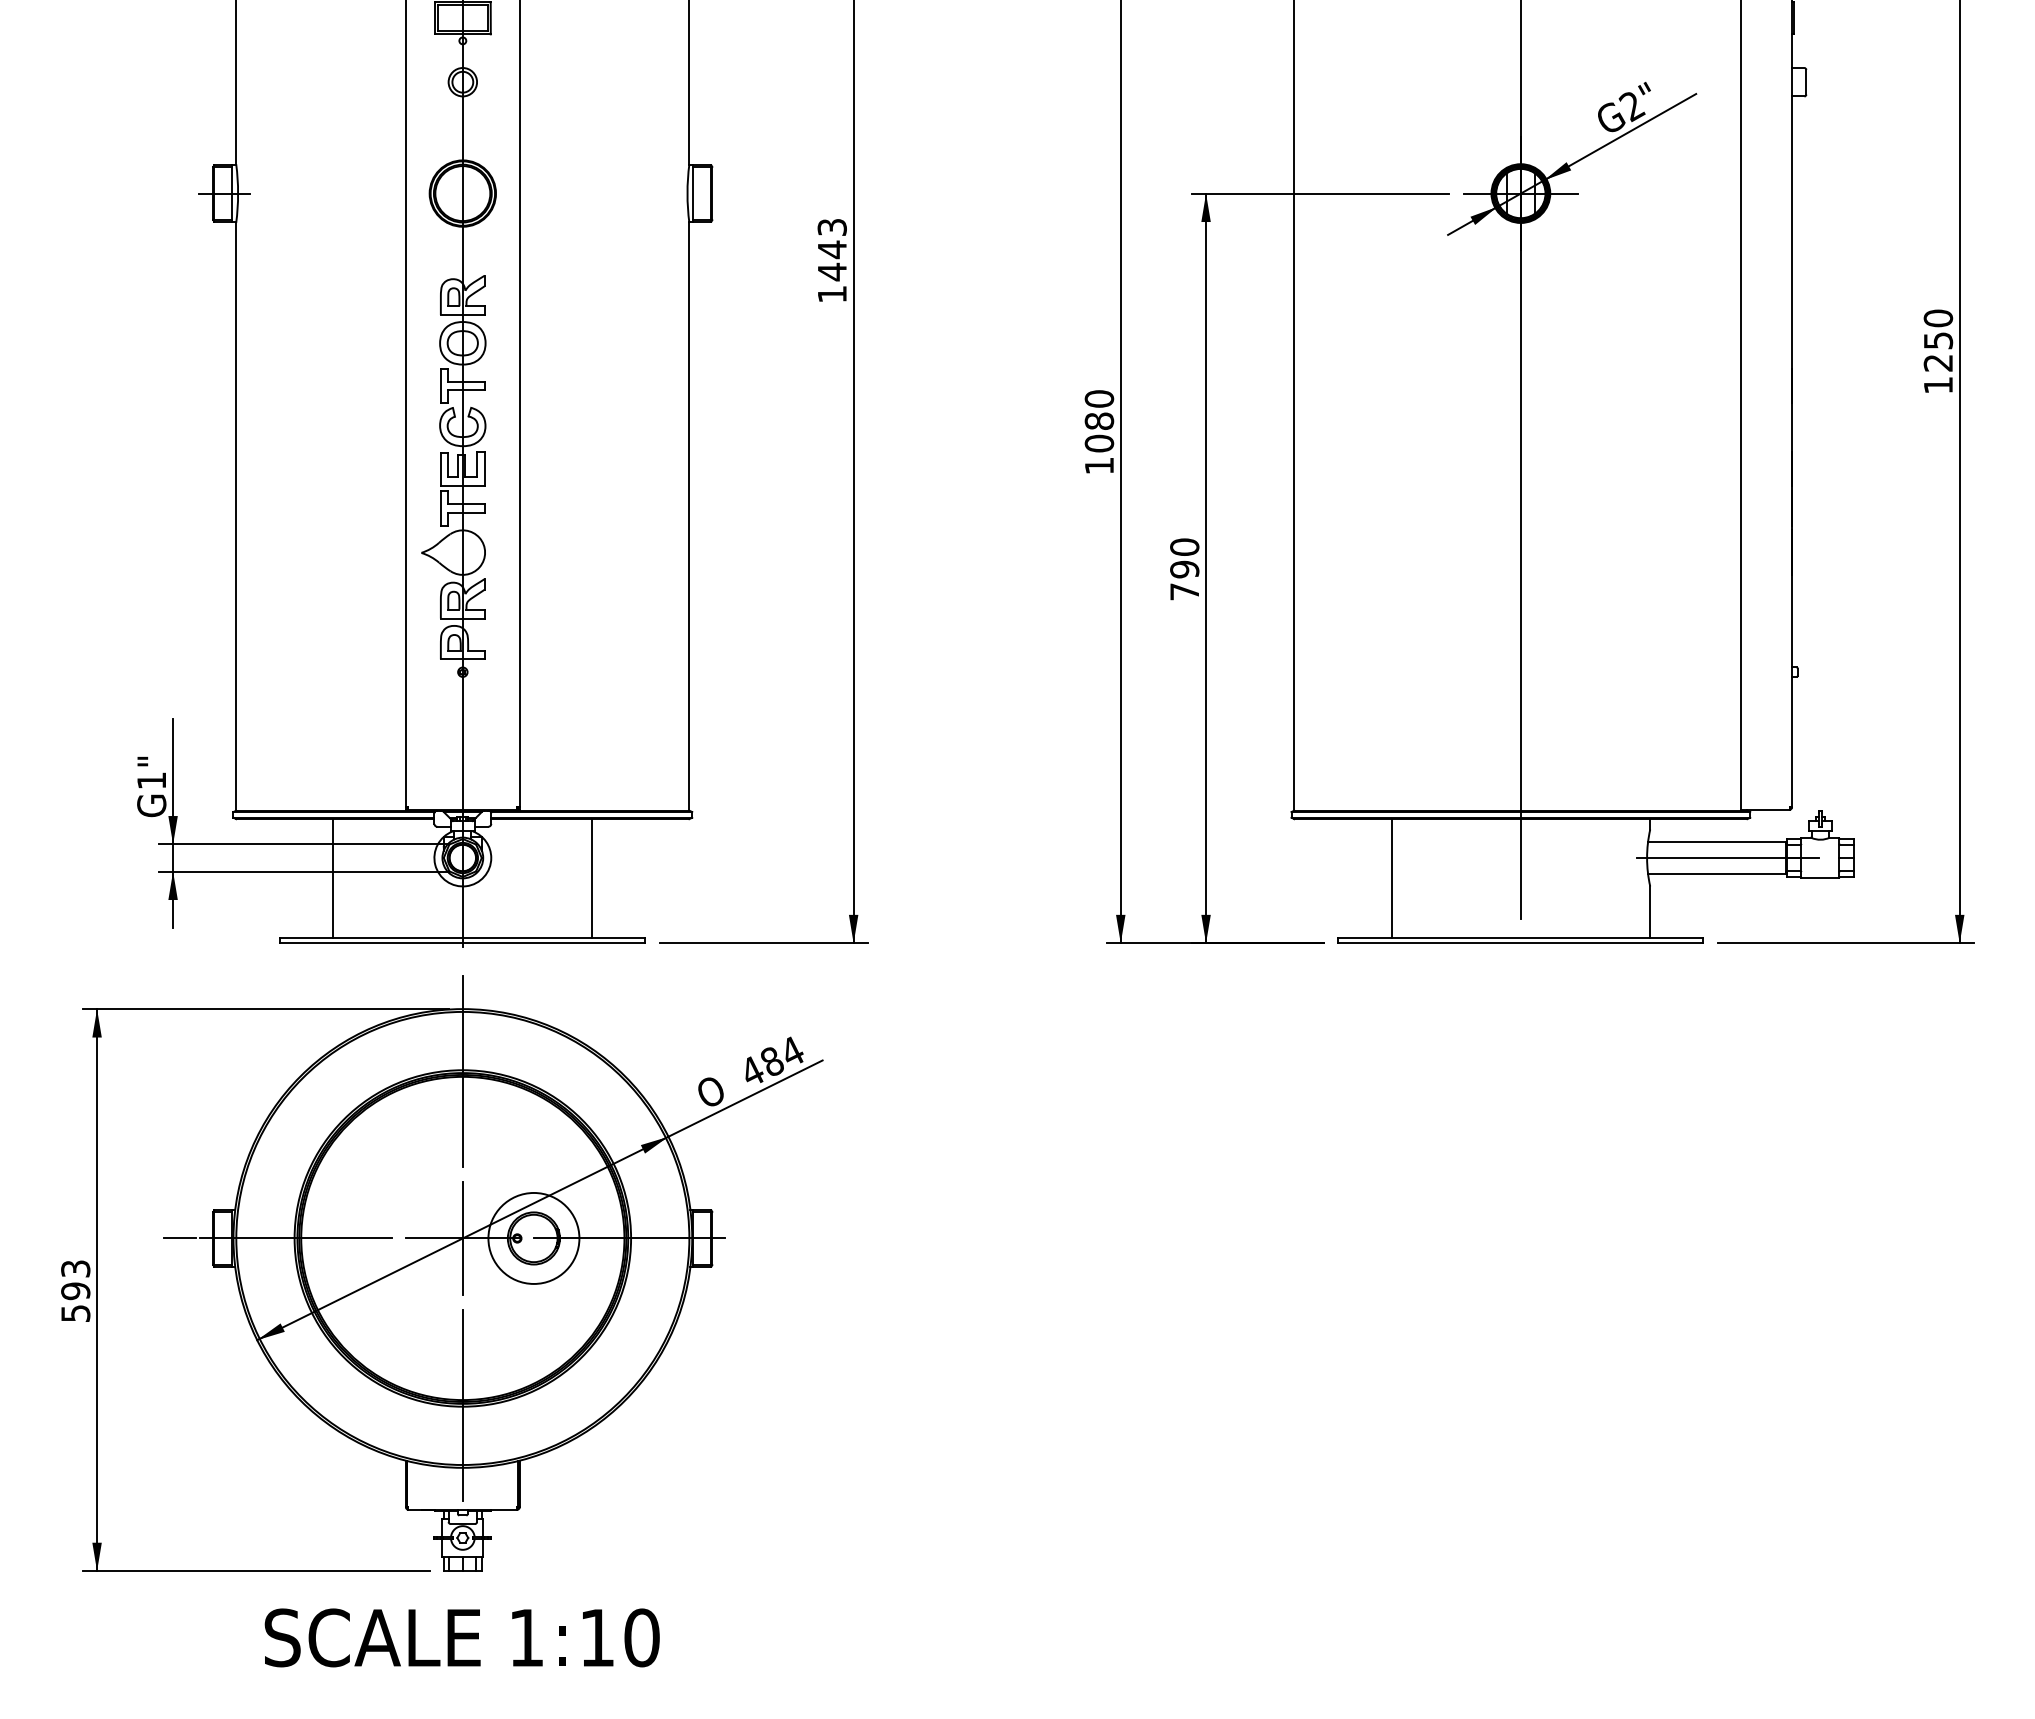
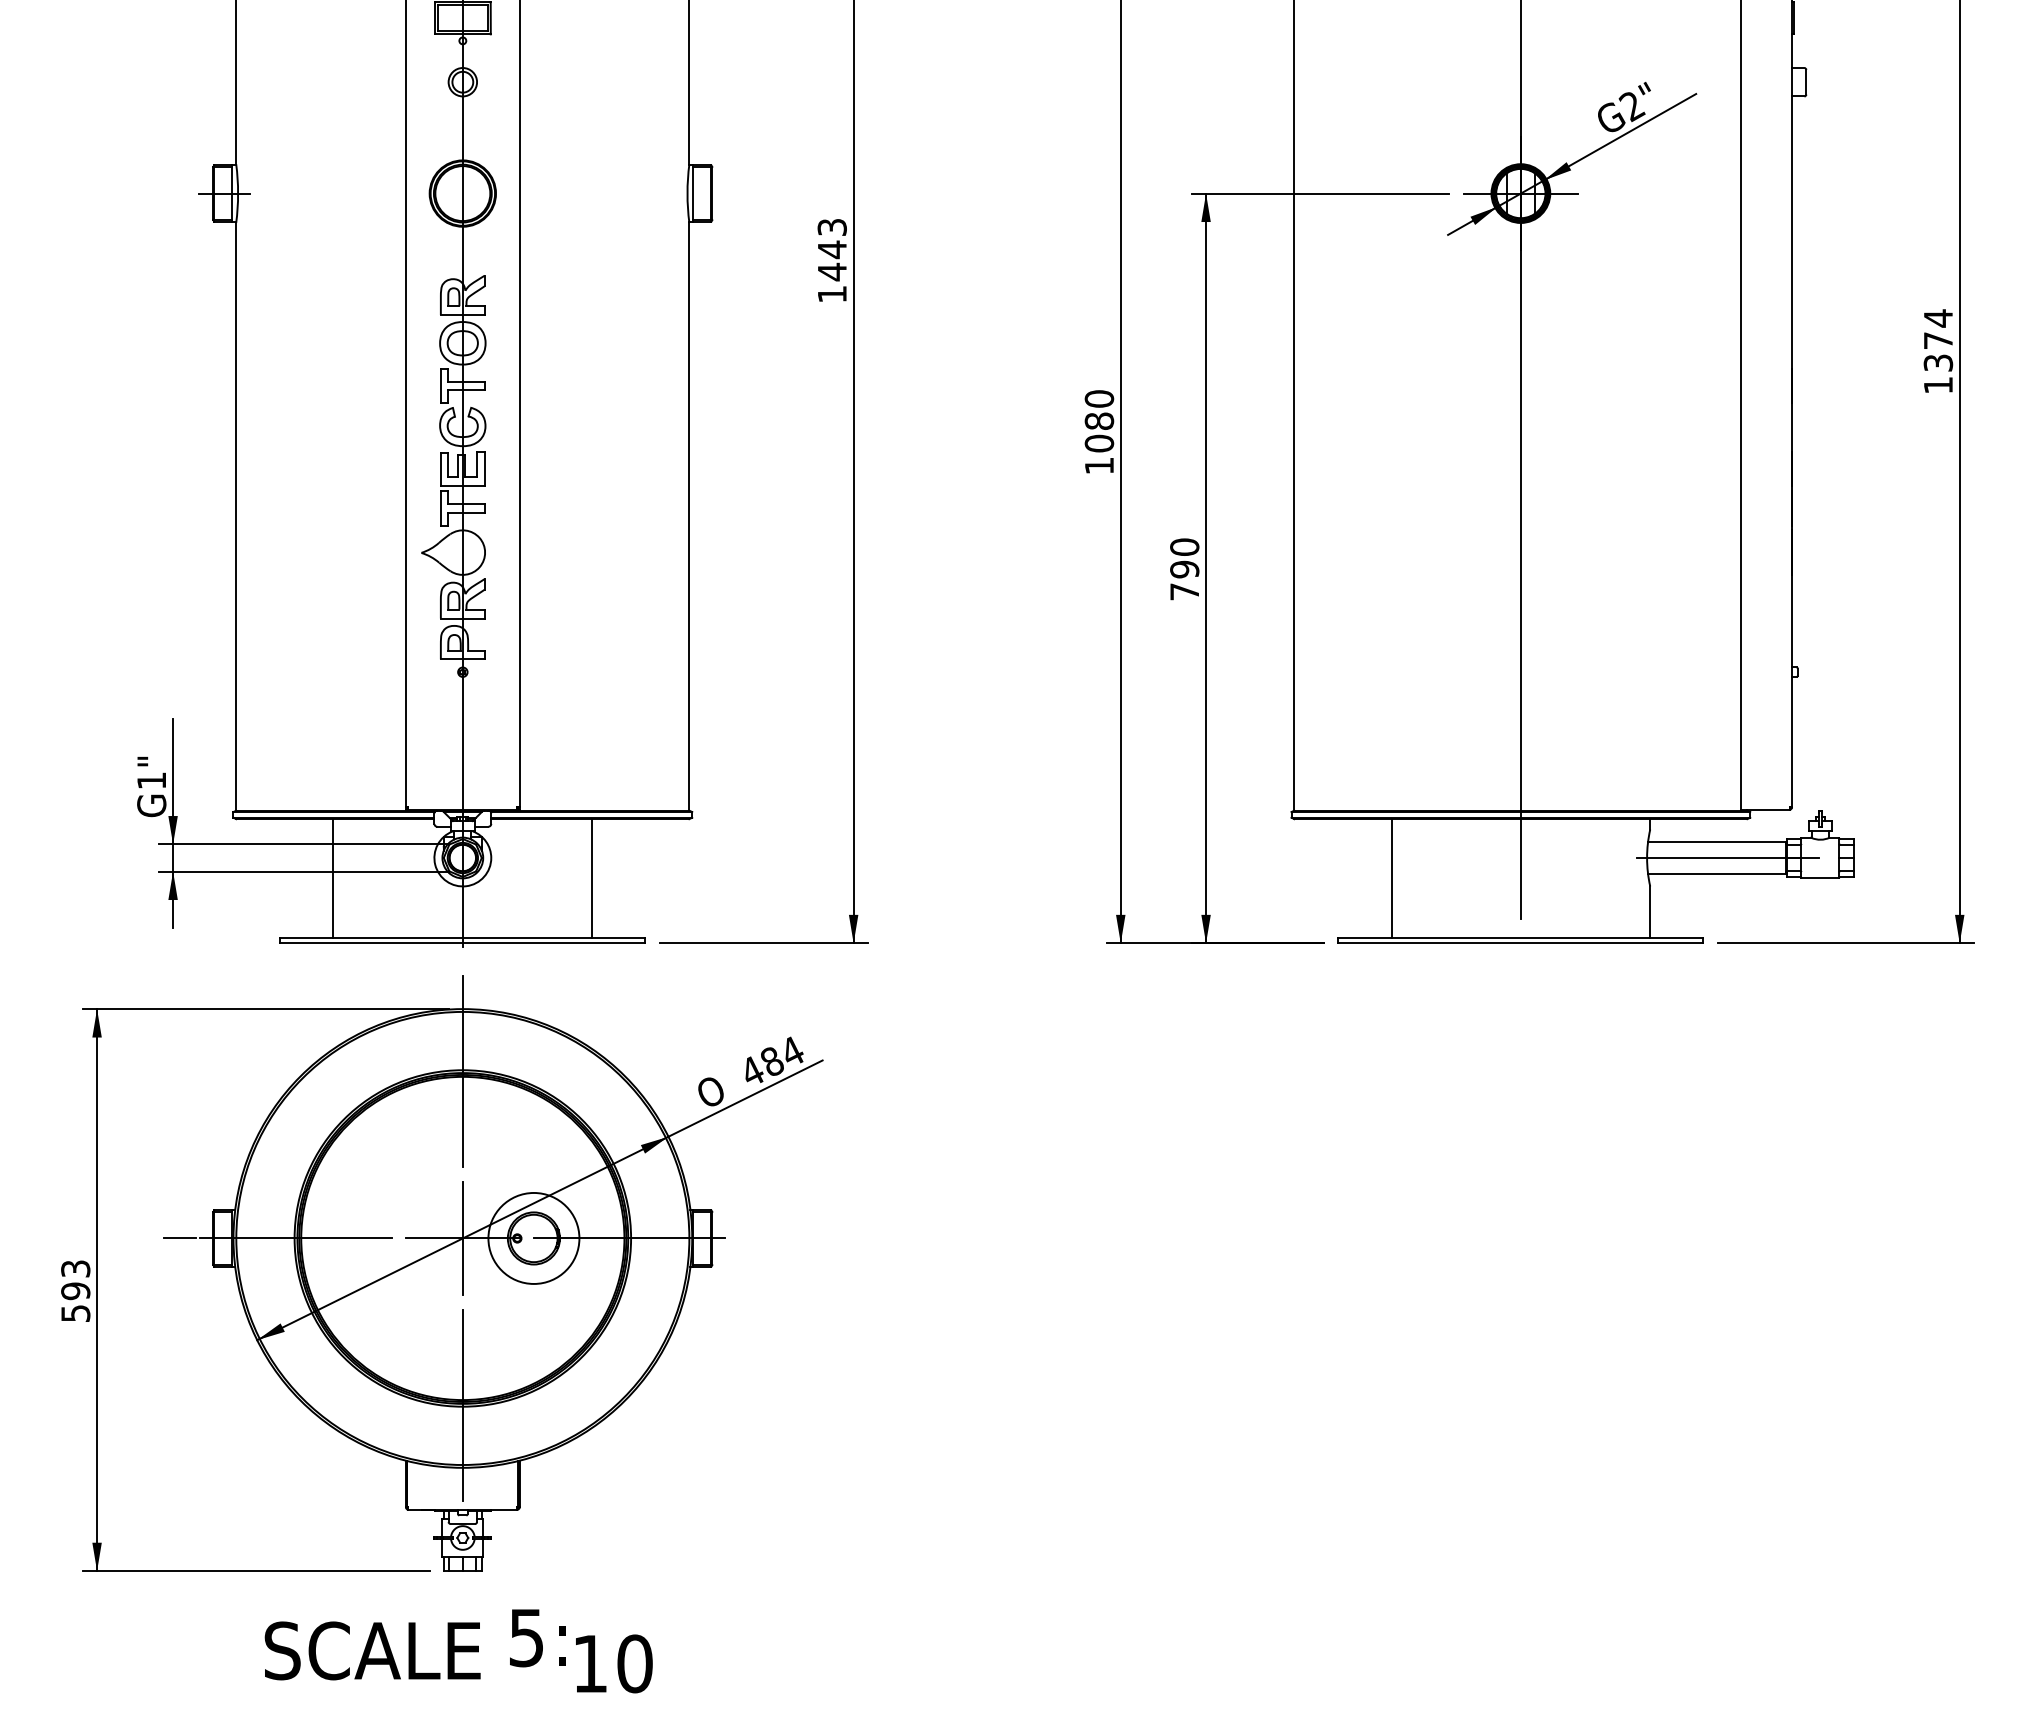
text: 1250 -> 1374 (1938, 340)
text position: (372, 1637) -> (372, 1650) (372, 1650)
text position: (621, 1637) -> (614, 1663) (614, 1663)
text: 1 -> 5 (526, 1638)
